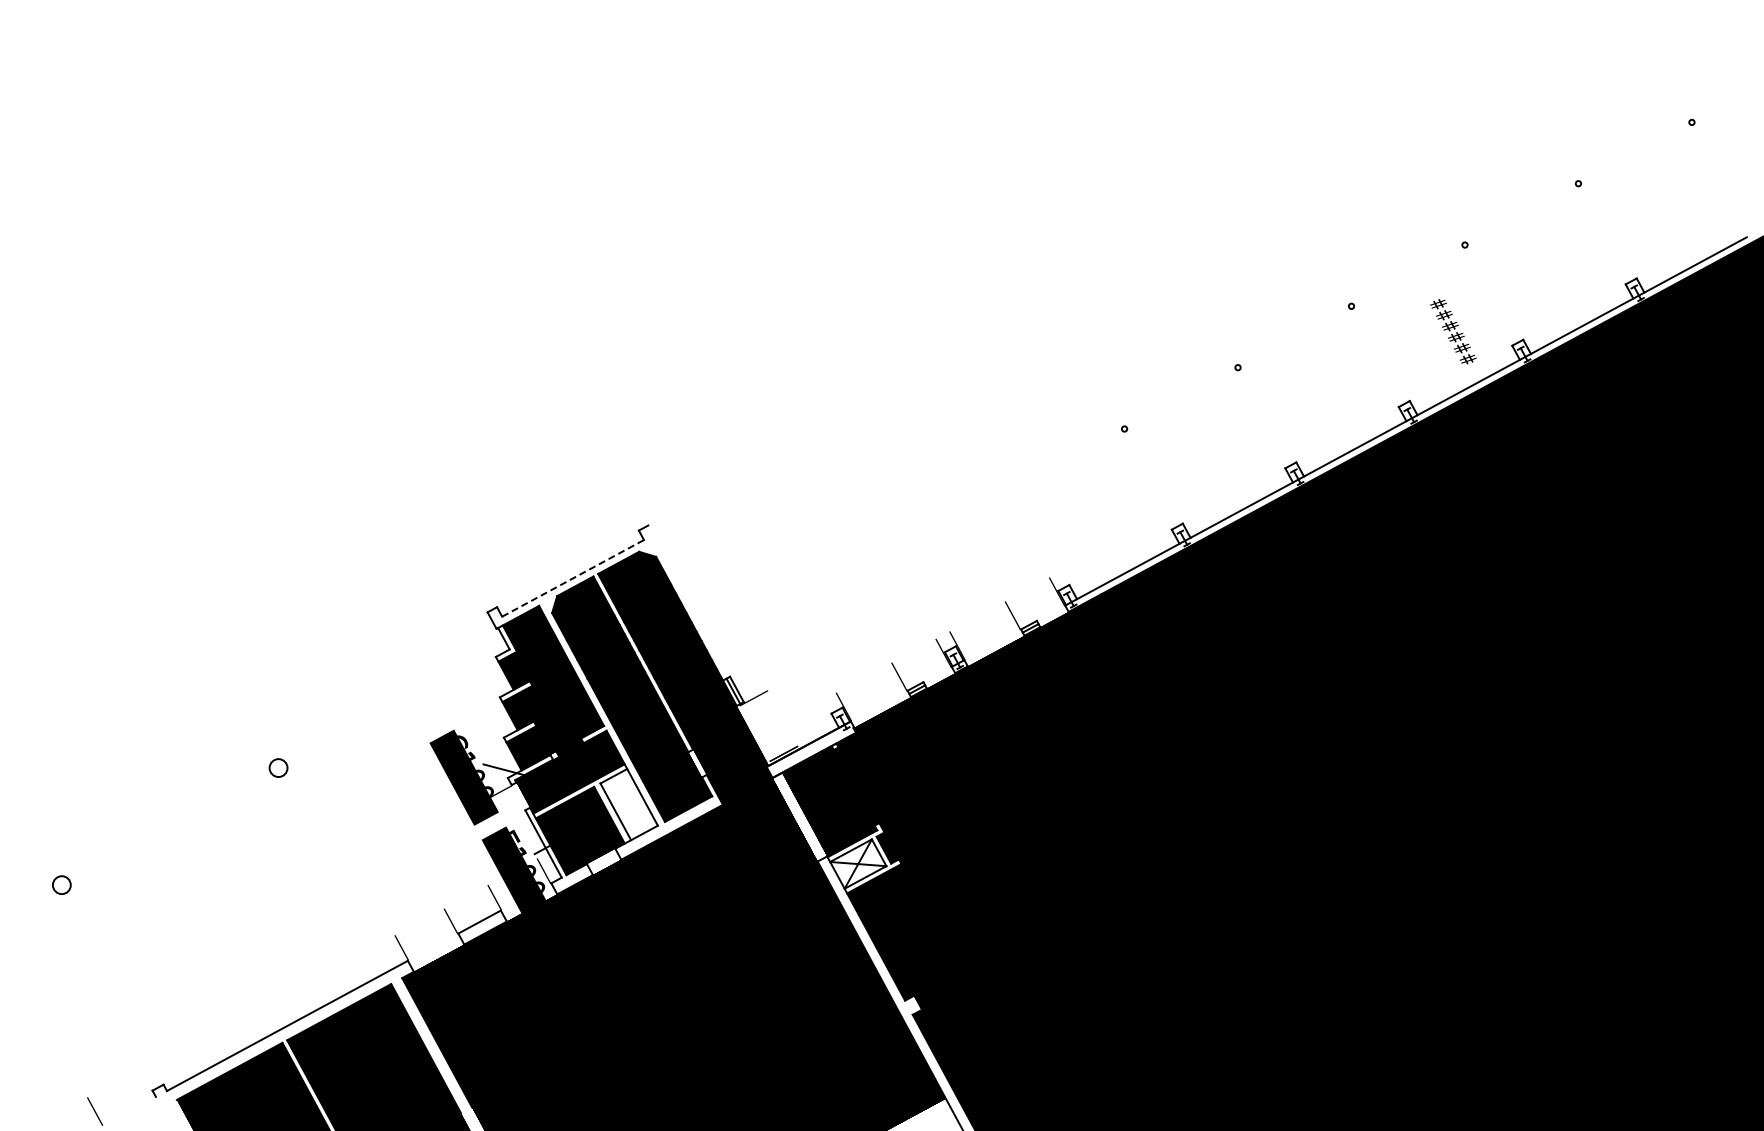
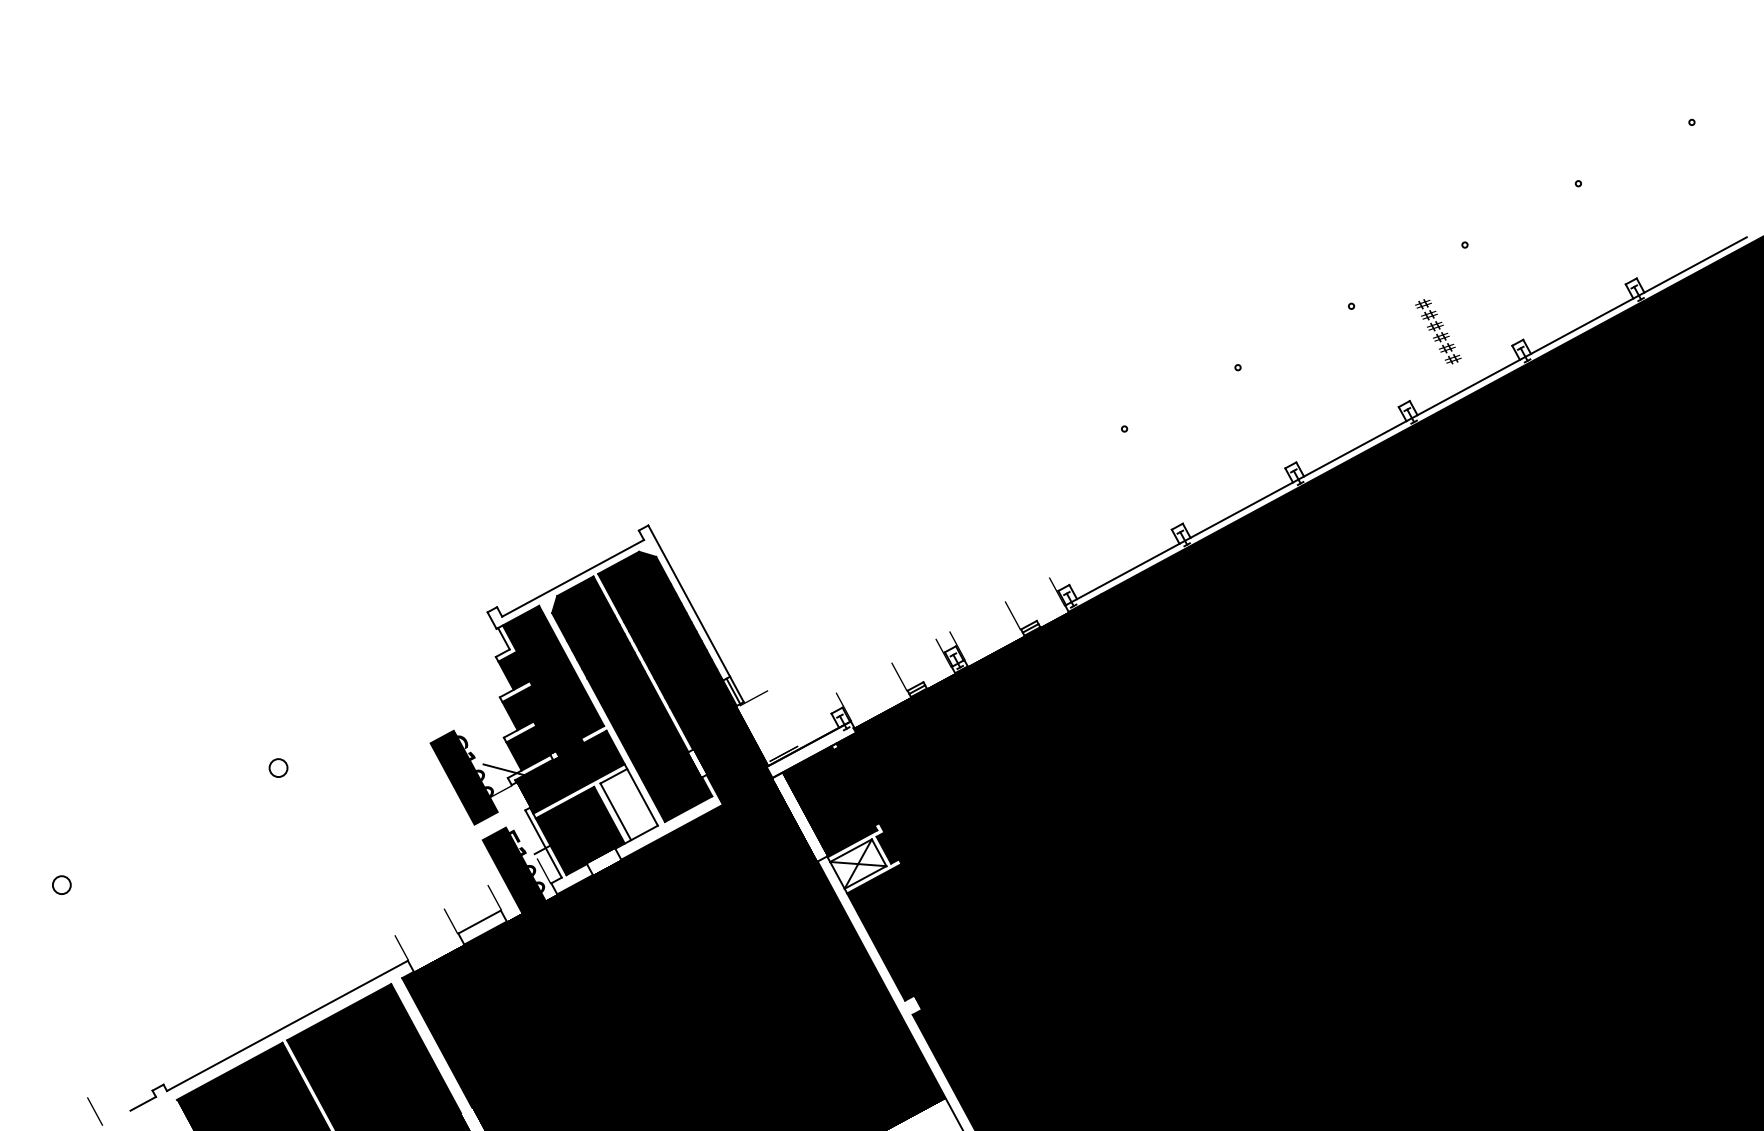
text position: (1453, 331) -> (1438, 331) (1438, 331)
line: dashed -> solid (573, 578)
line: none -> present (689, 600)
line: none -> present (142, 1103)
